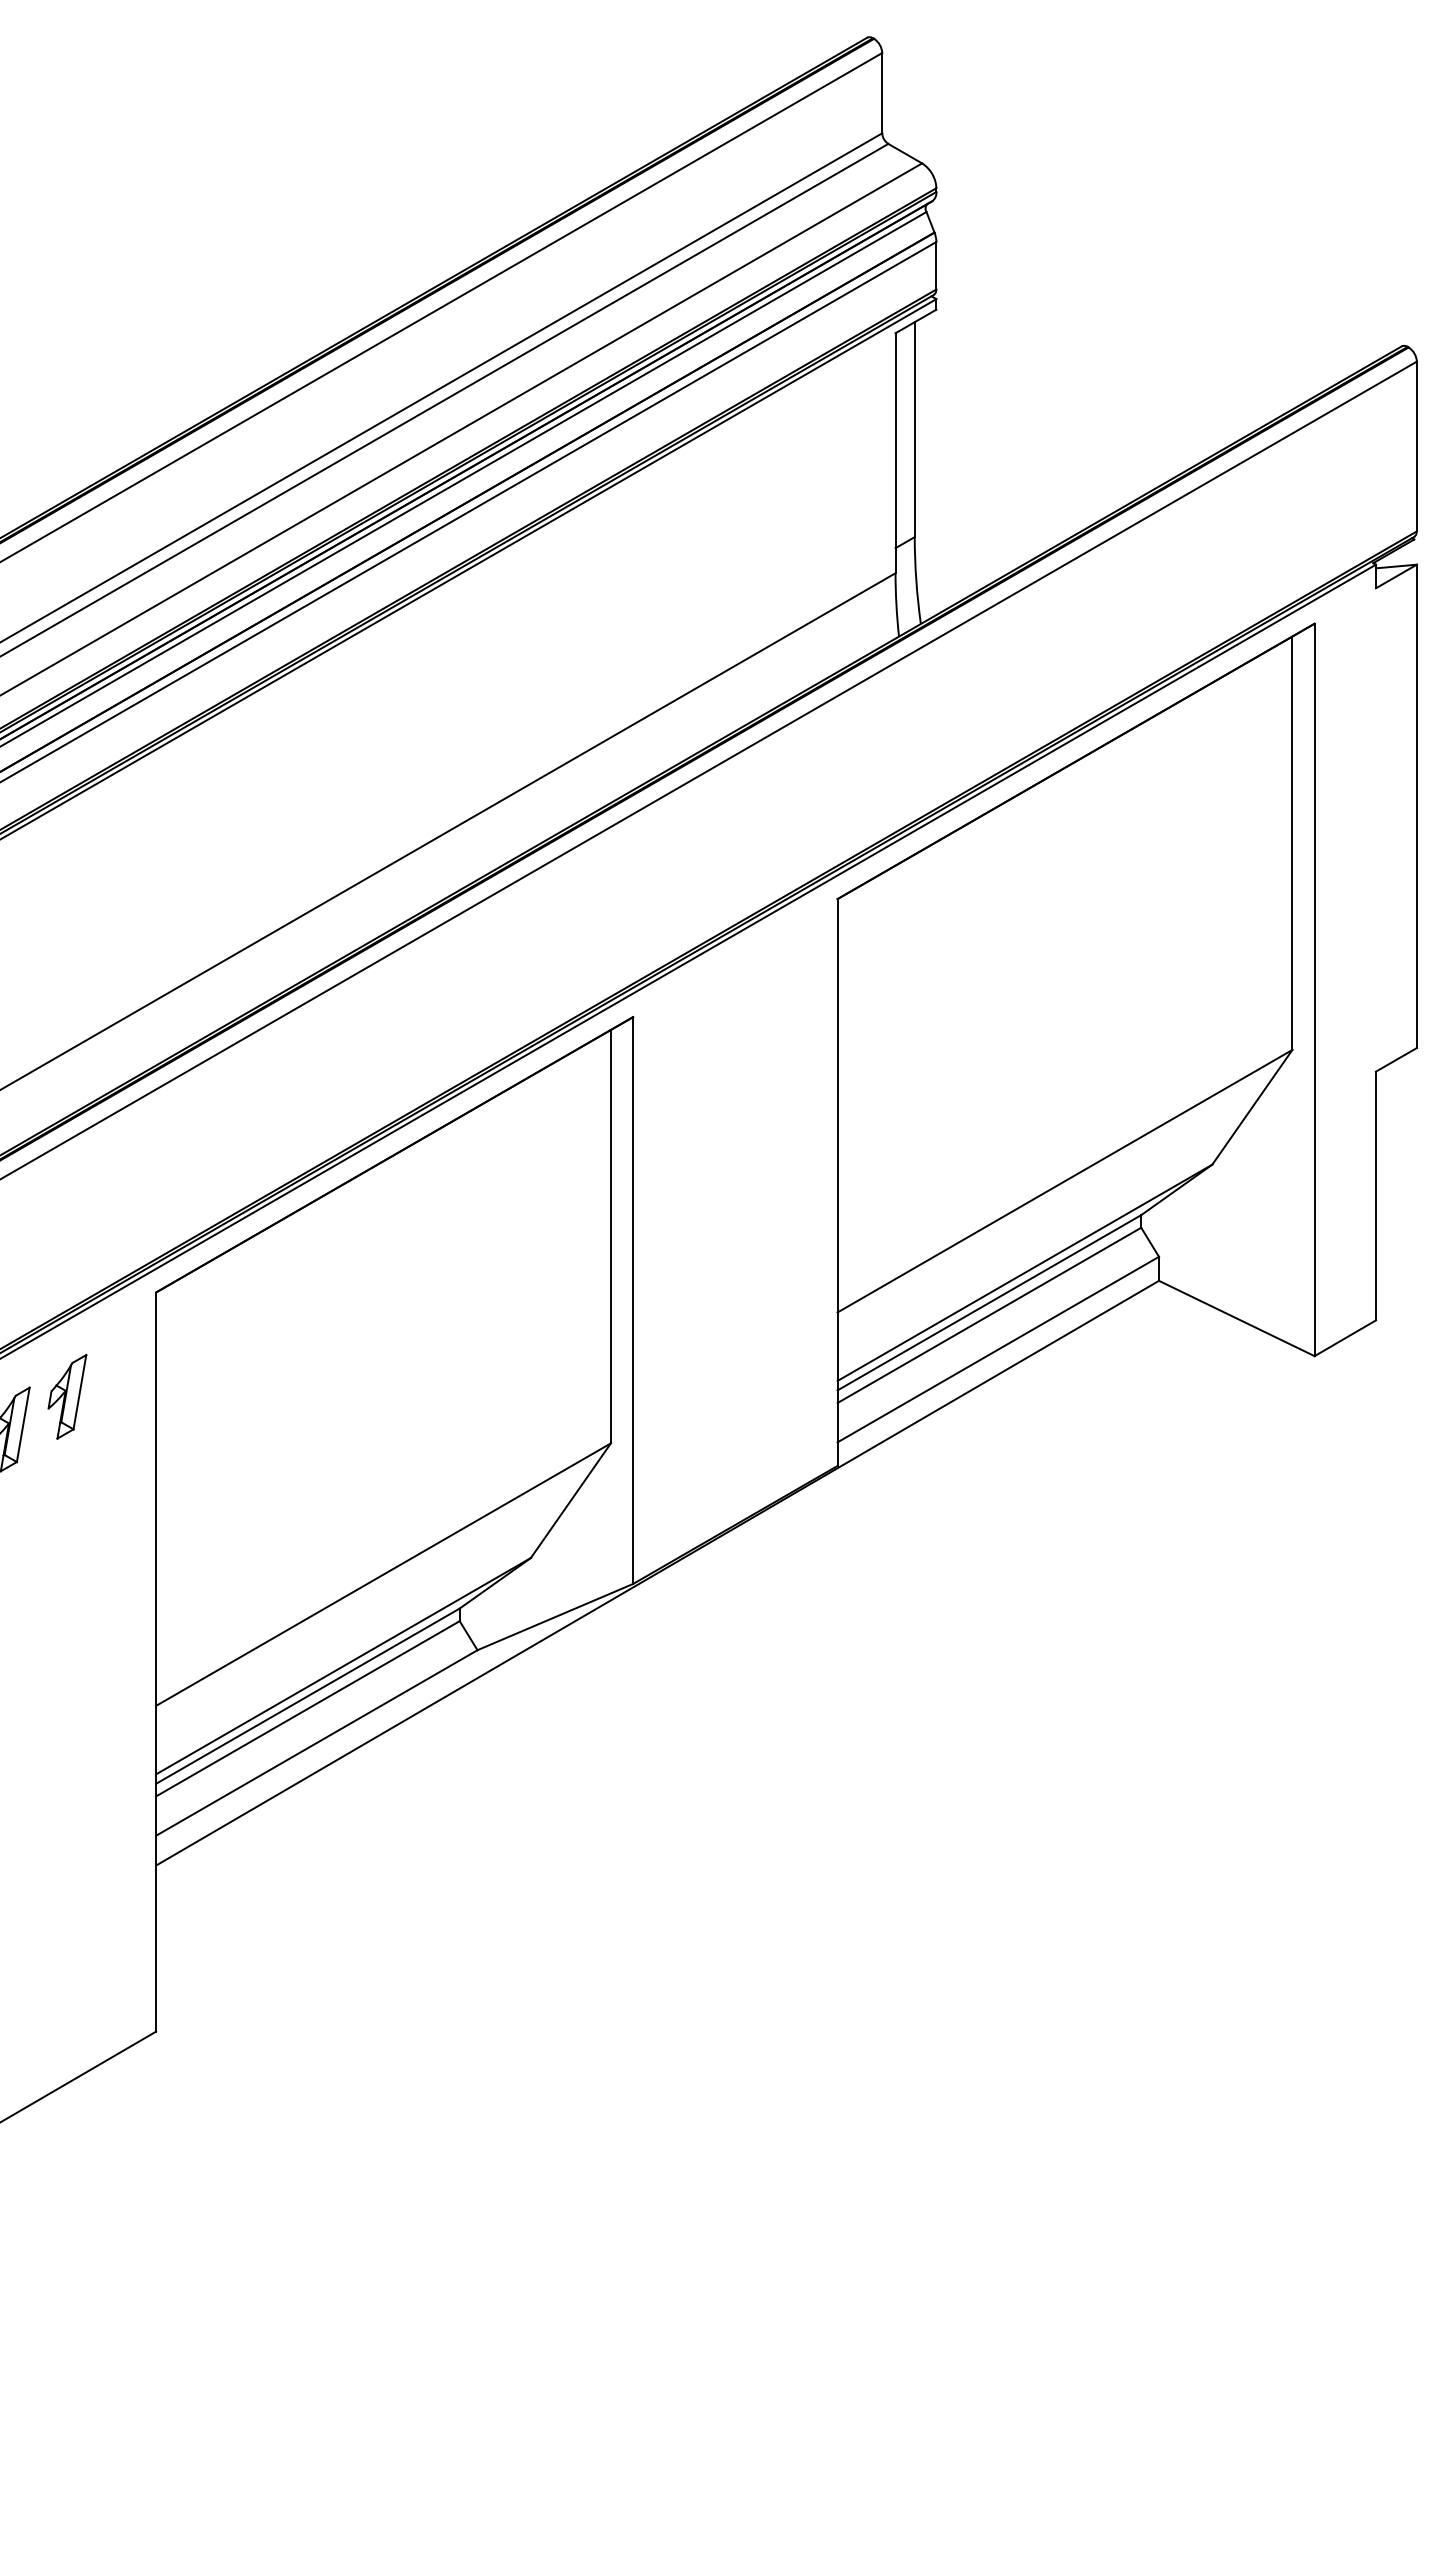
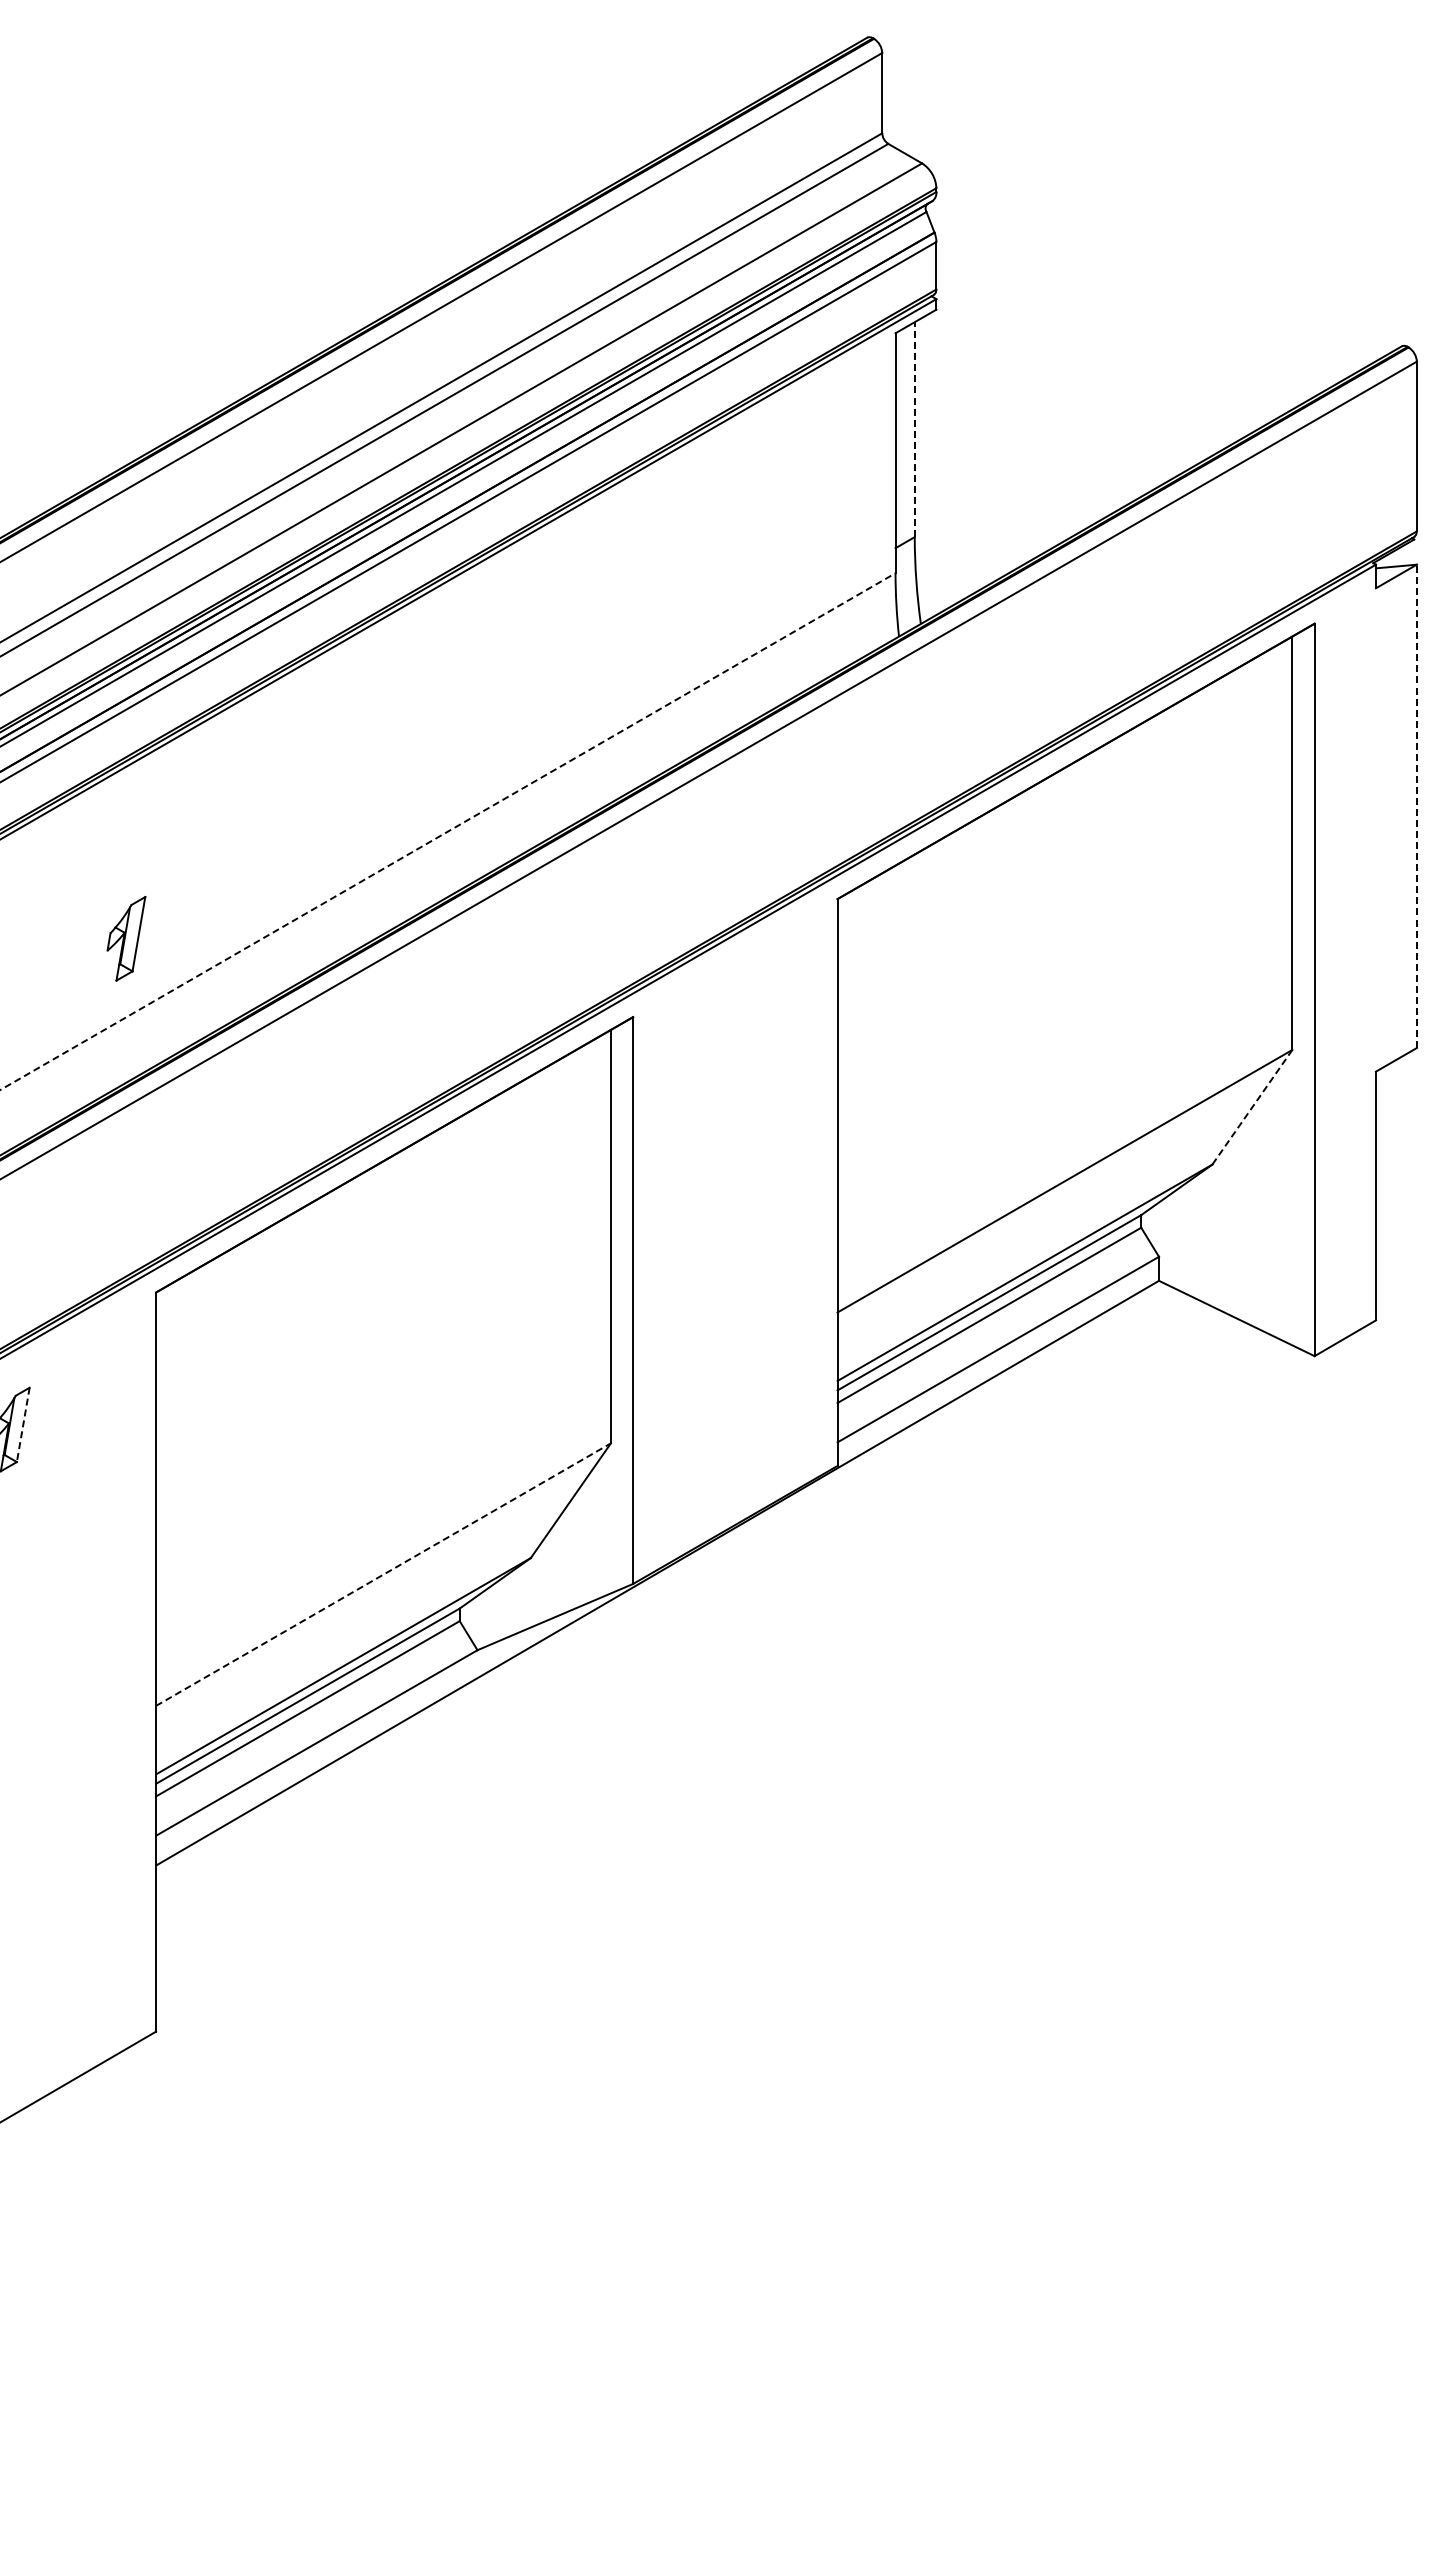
line: solid -> dashed (914, 429)
line: solid -> dashed (1416, 806)
line: solid -> dashed (447, 831)
line: solid -> dashed (1252, 1107)
part position: (67, 1396) -> (126, 938) (126, 938)
line: solid -> dashed (23, 1424)
line: solid -> dashed (383, 1574)
